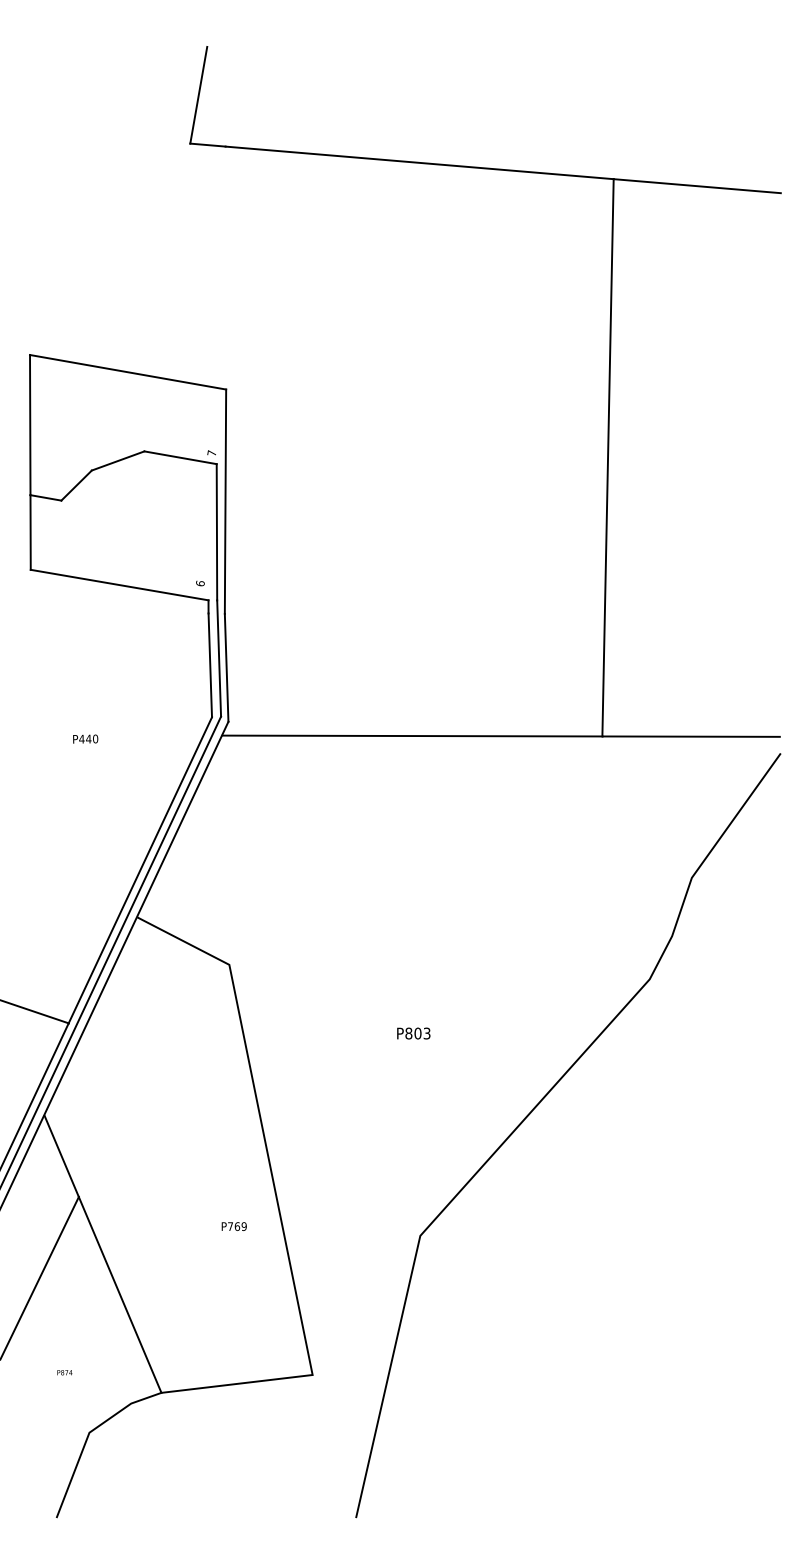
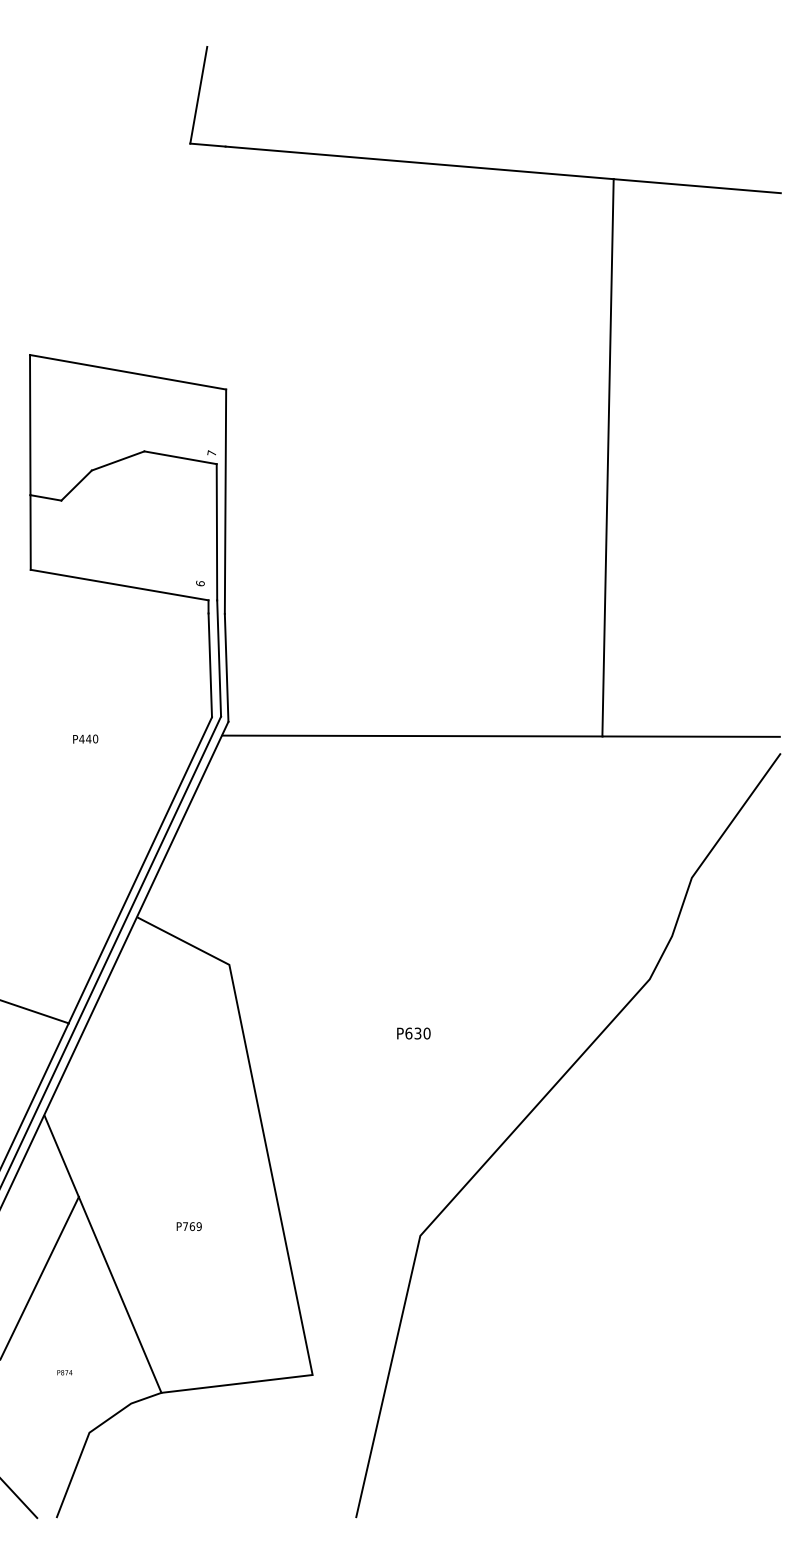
text: P803 -> P630 (417, 1033)
text position: (233, 1226) -> (188, 1226) (188, 1226)
line: none -> present (19, 1499)
